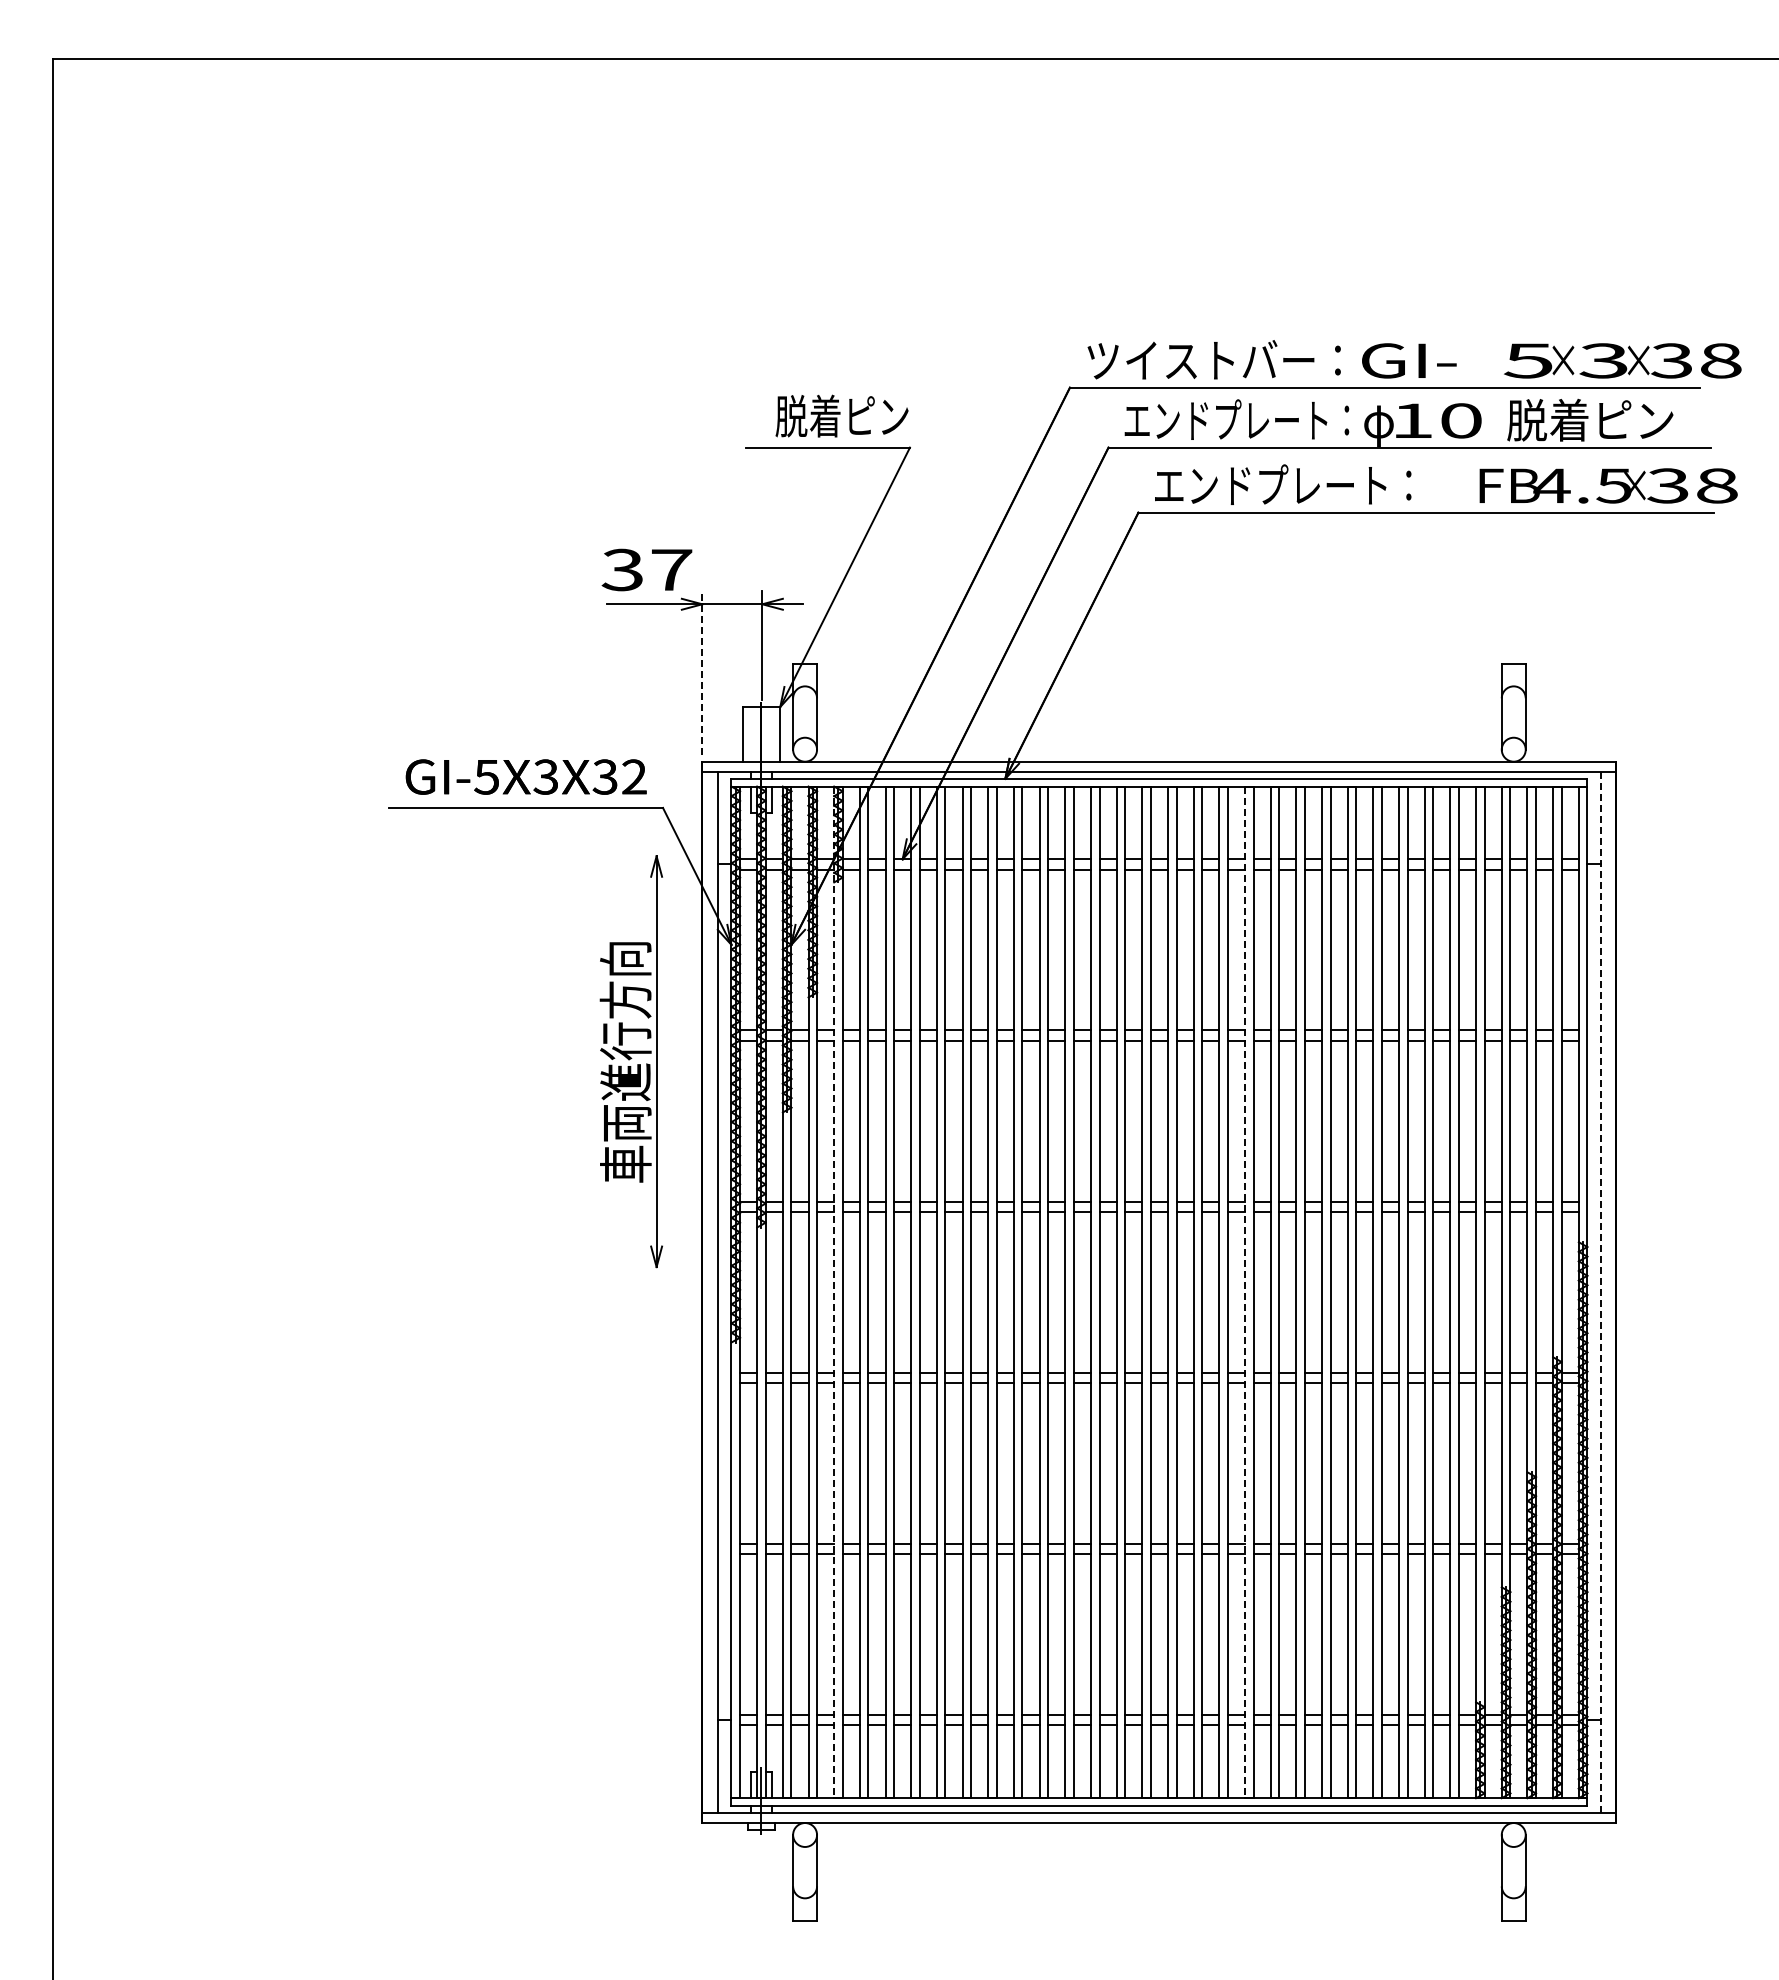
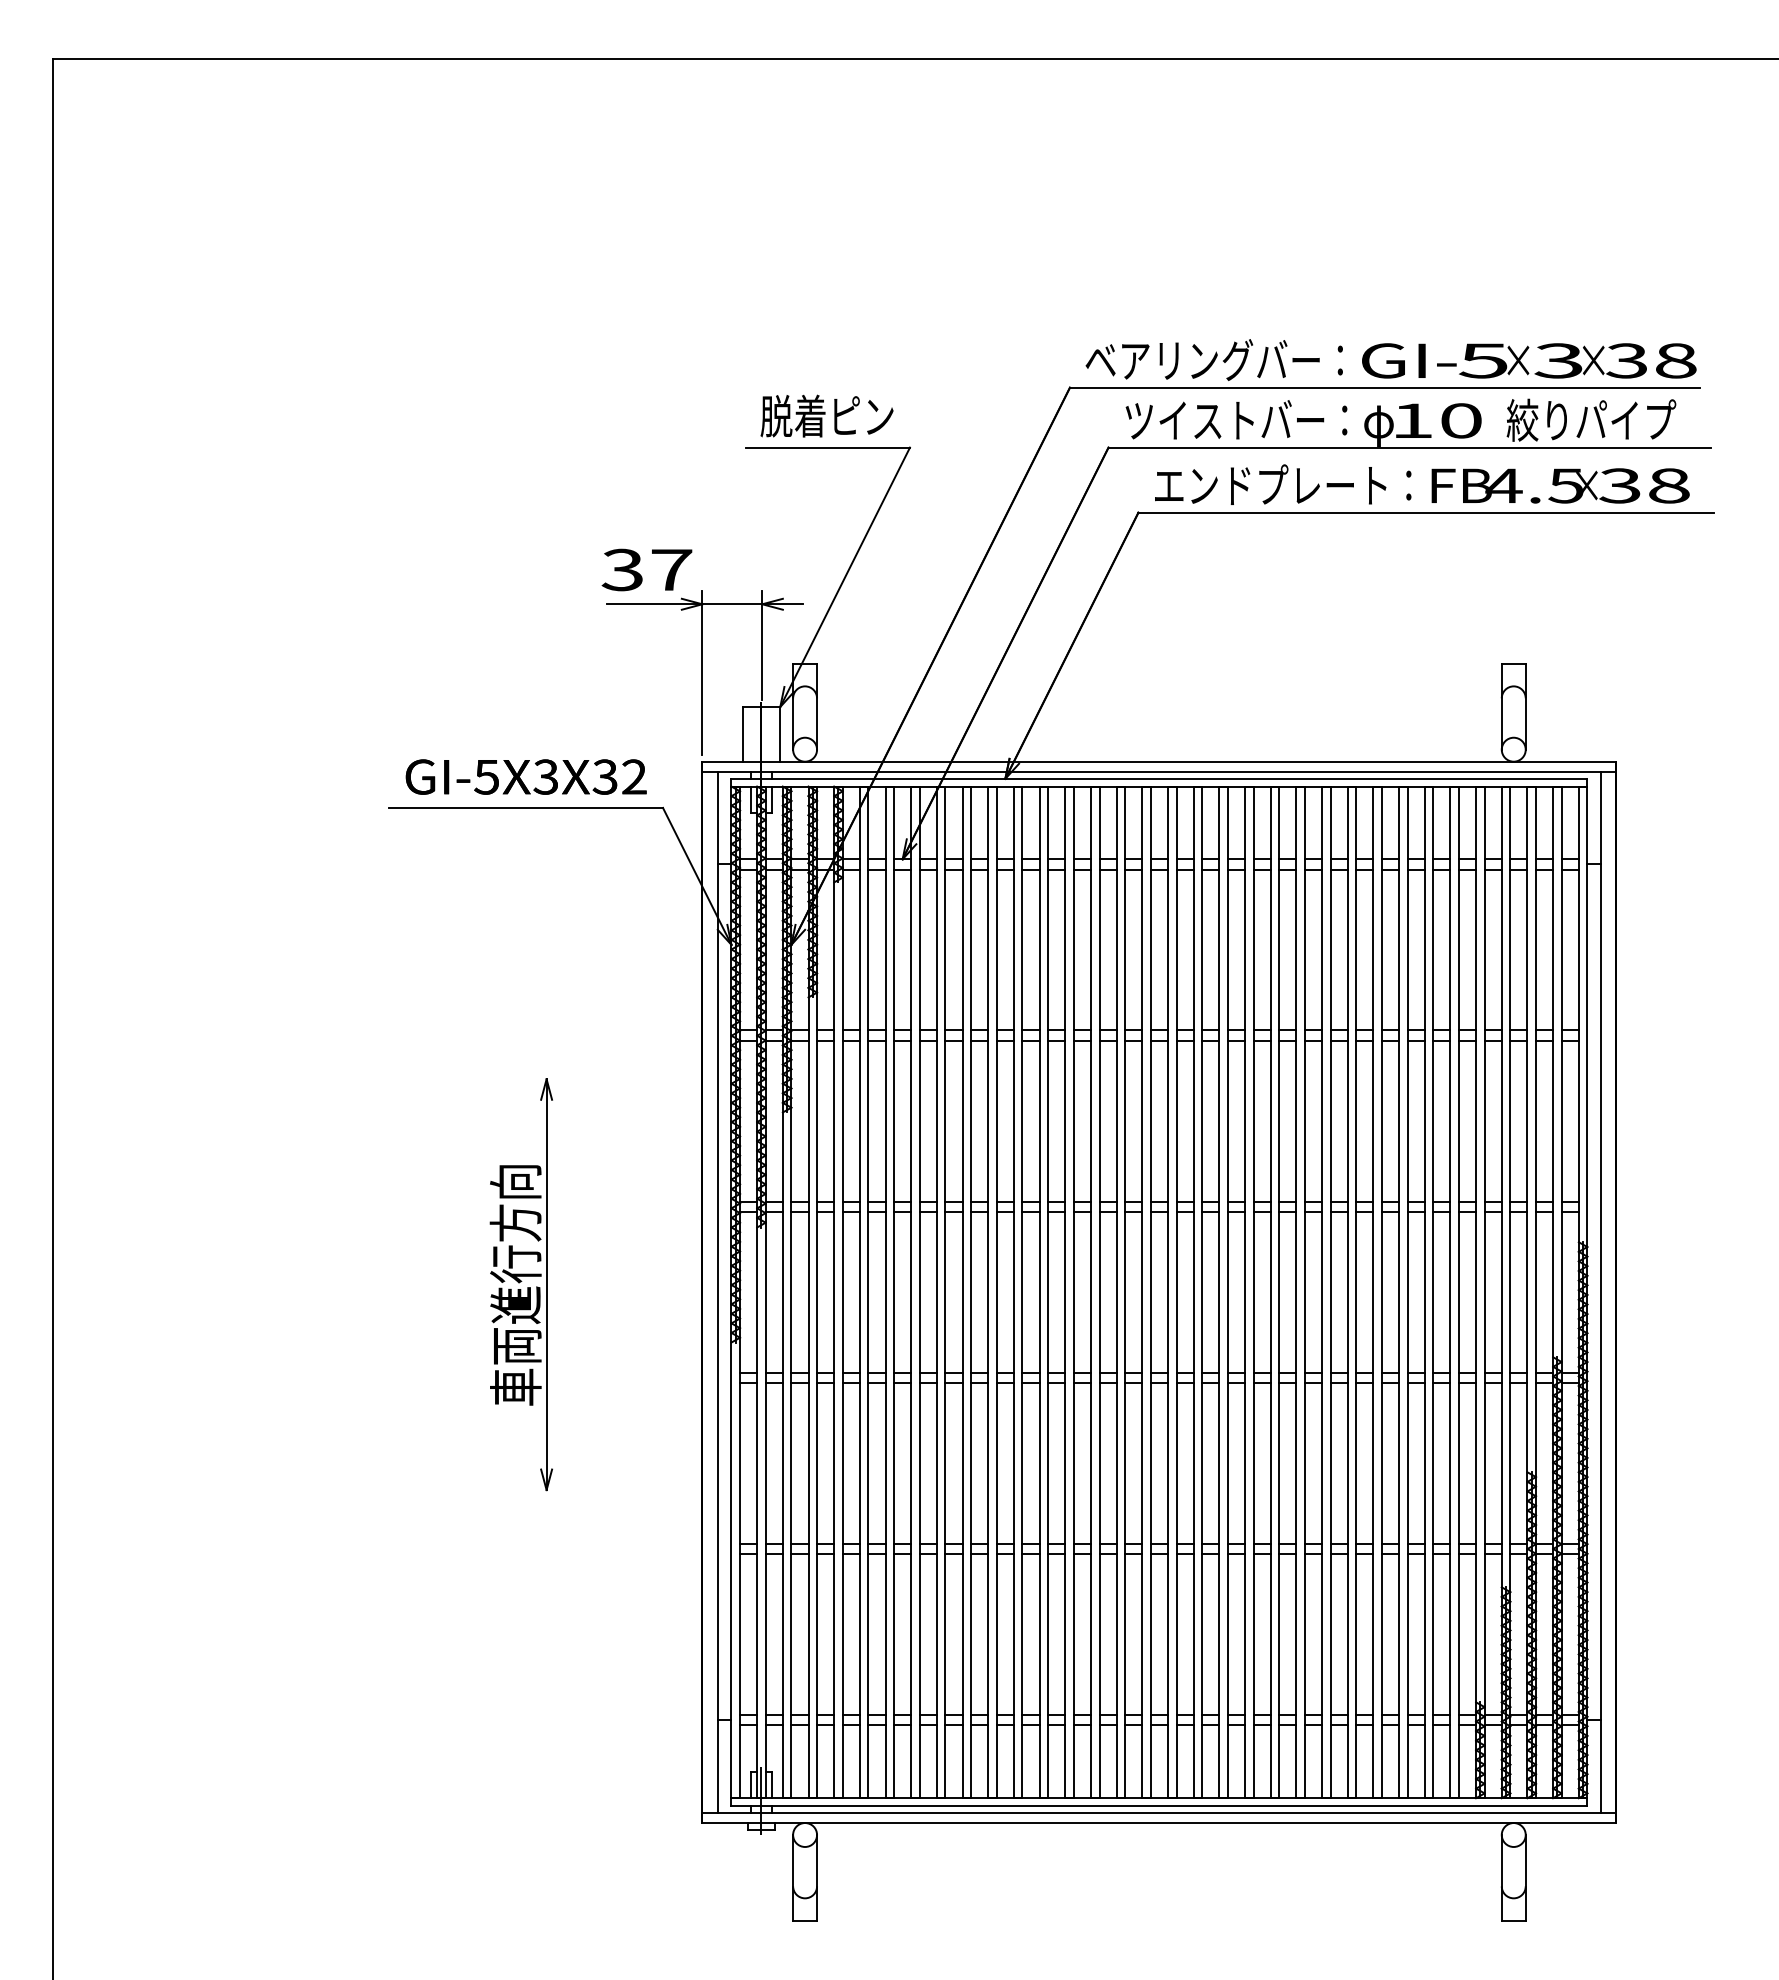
text: ツイストバー： -> ベアリングバー： (1213, 360)
text position: (1622, 360) -> (1577, 360) (1577, 360)
text position: (841, 415) -> (826, 415) (826, 415)
text: エンドプレート： -> ツイストバー： (1236, 419)
text: 脱着ピン -> 絞りパイプ (1591, 419)
text position: (1608, 485) -> (1560, 485) (1560, 485)
line: dashed -> solid (702, 672)
part position: (630, 1061) -> (520, 1284) (520, 1284)
line: dashed -> solid (1601, 1291)
line: dashed -> solid (834, 1292)
line: dashed -> solid (1245, 1292)
